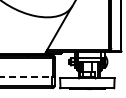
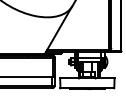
line: dashed -> solid (27, 77)
